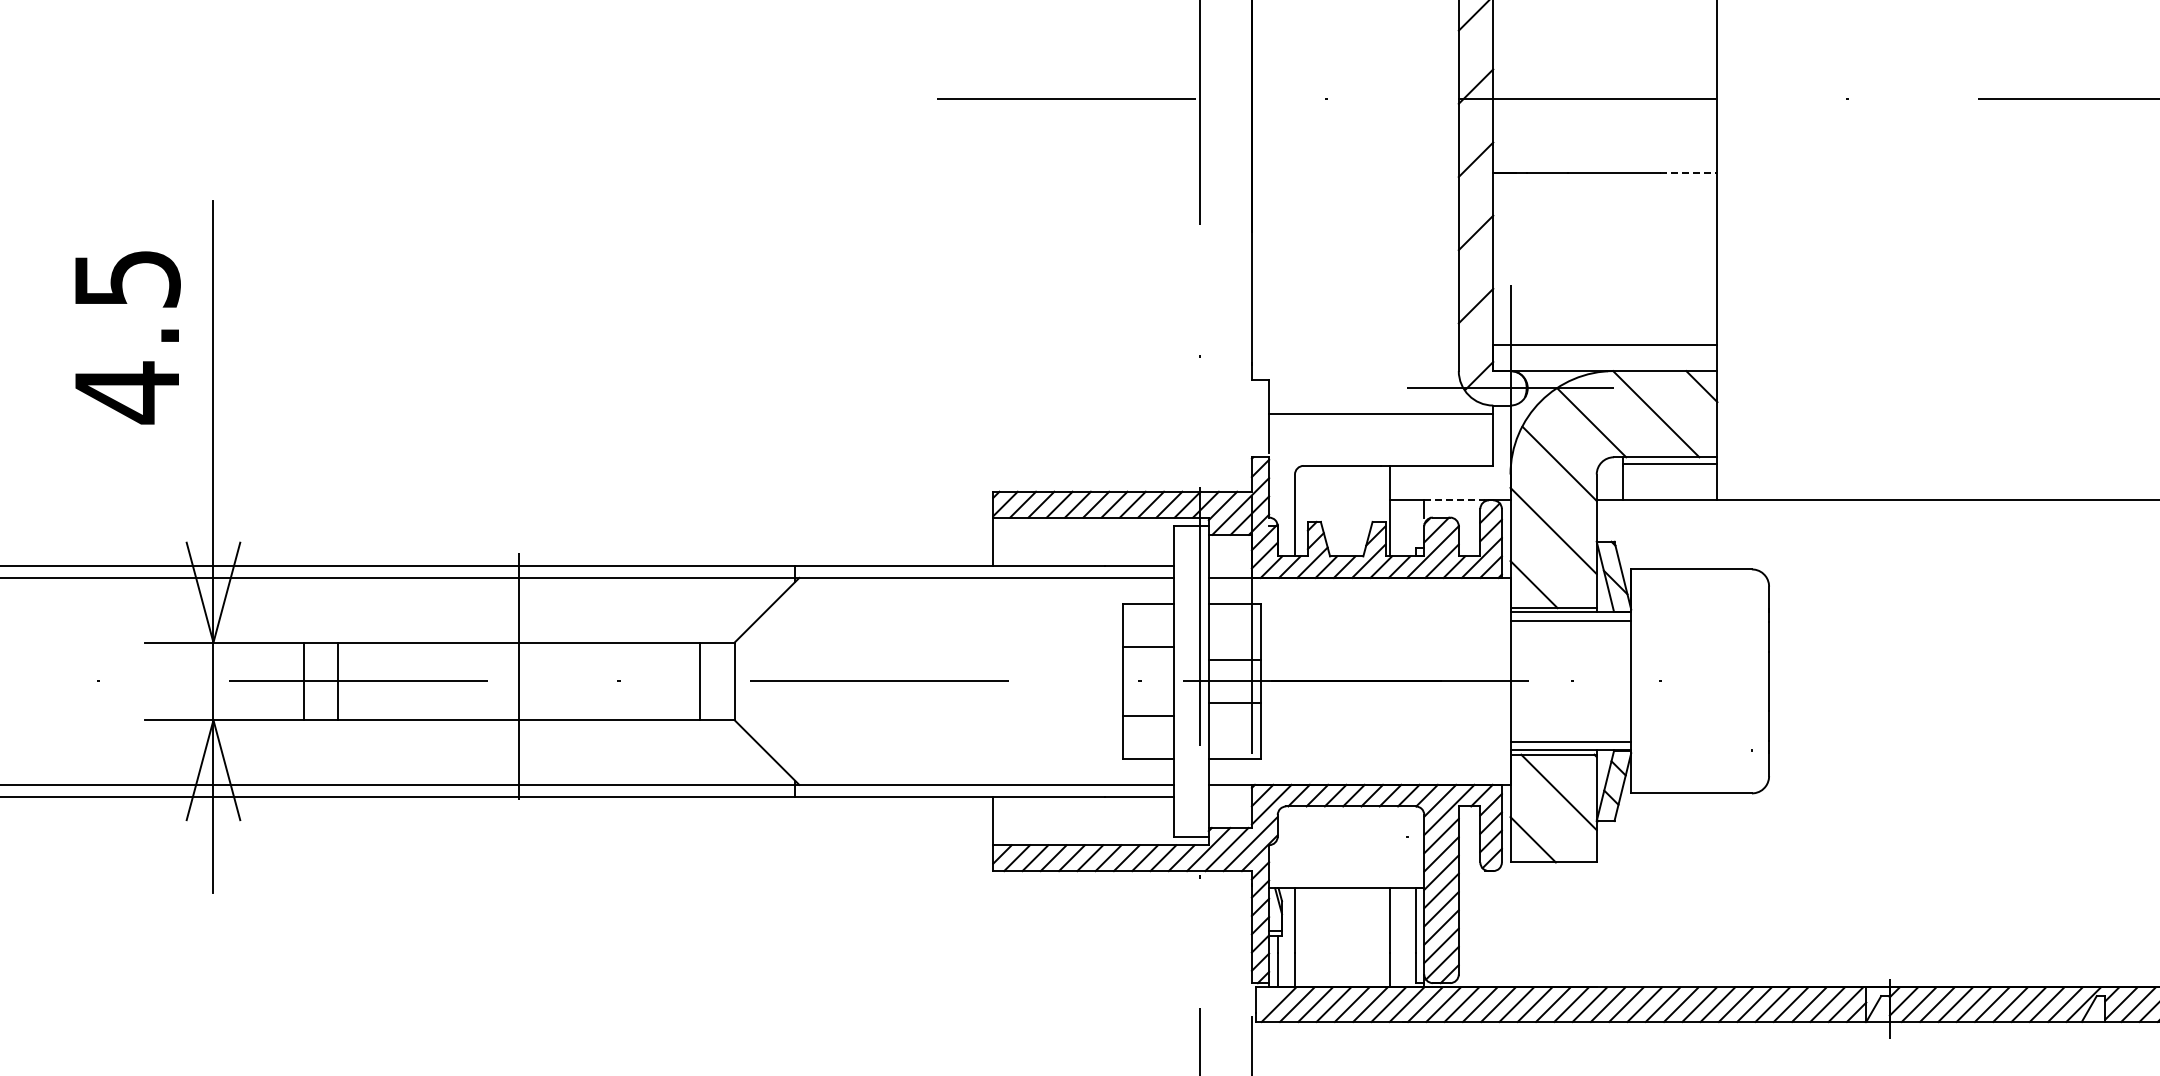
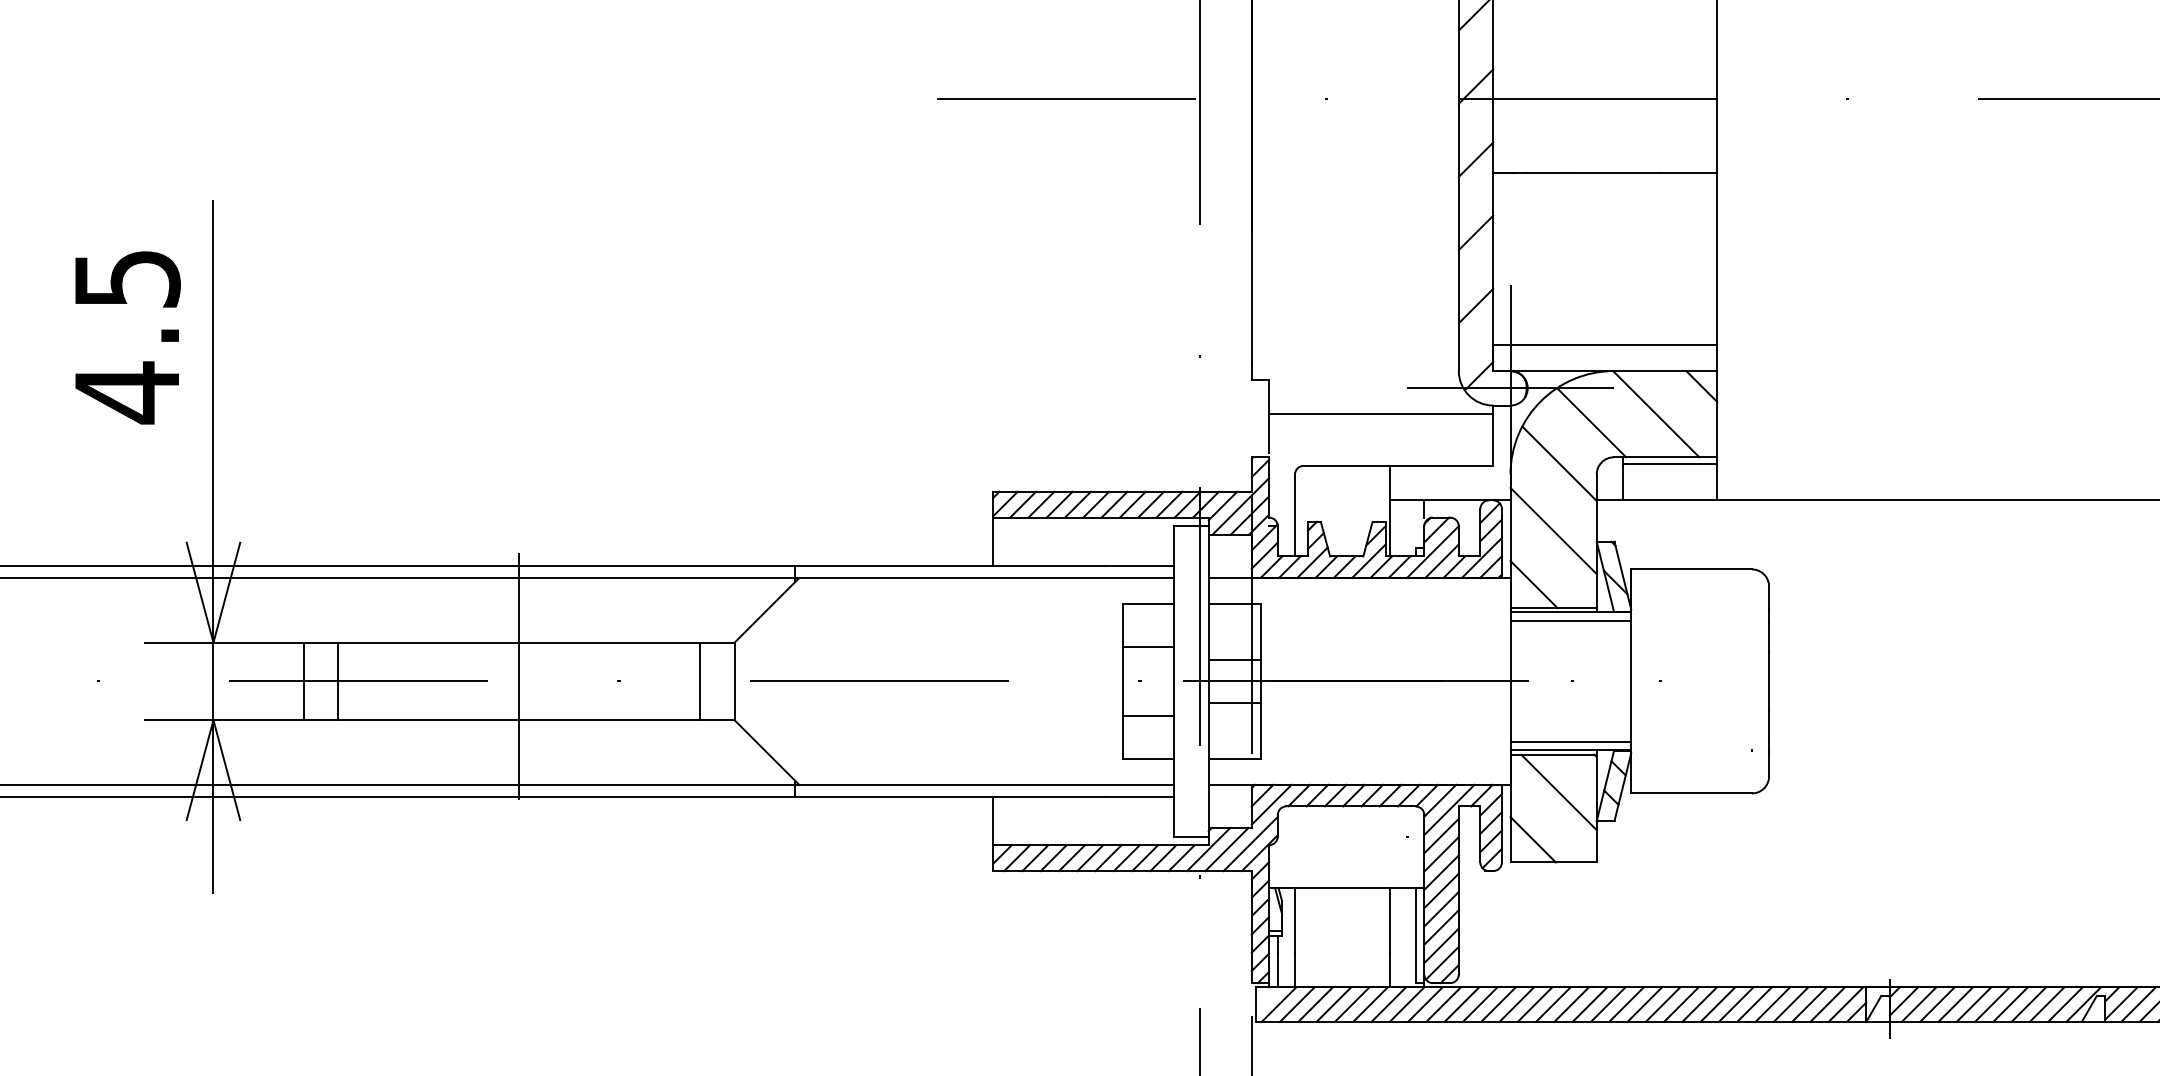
line: dashed -> solid (1688, 172)
line: dashed -> solid (1454, 500)
